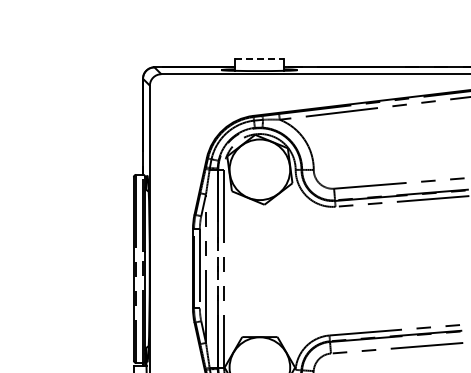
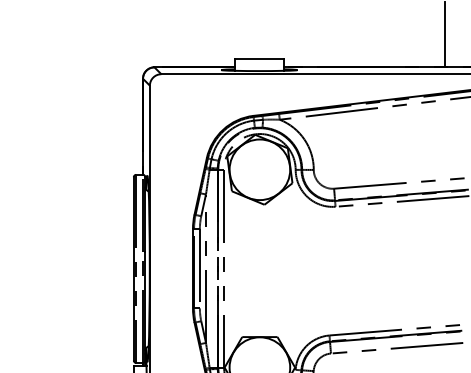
line: none -> present (445, 34)
line: dashed -> solid (259, 58)
